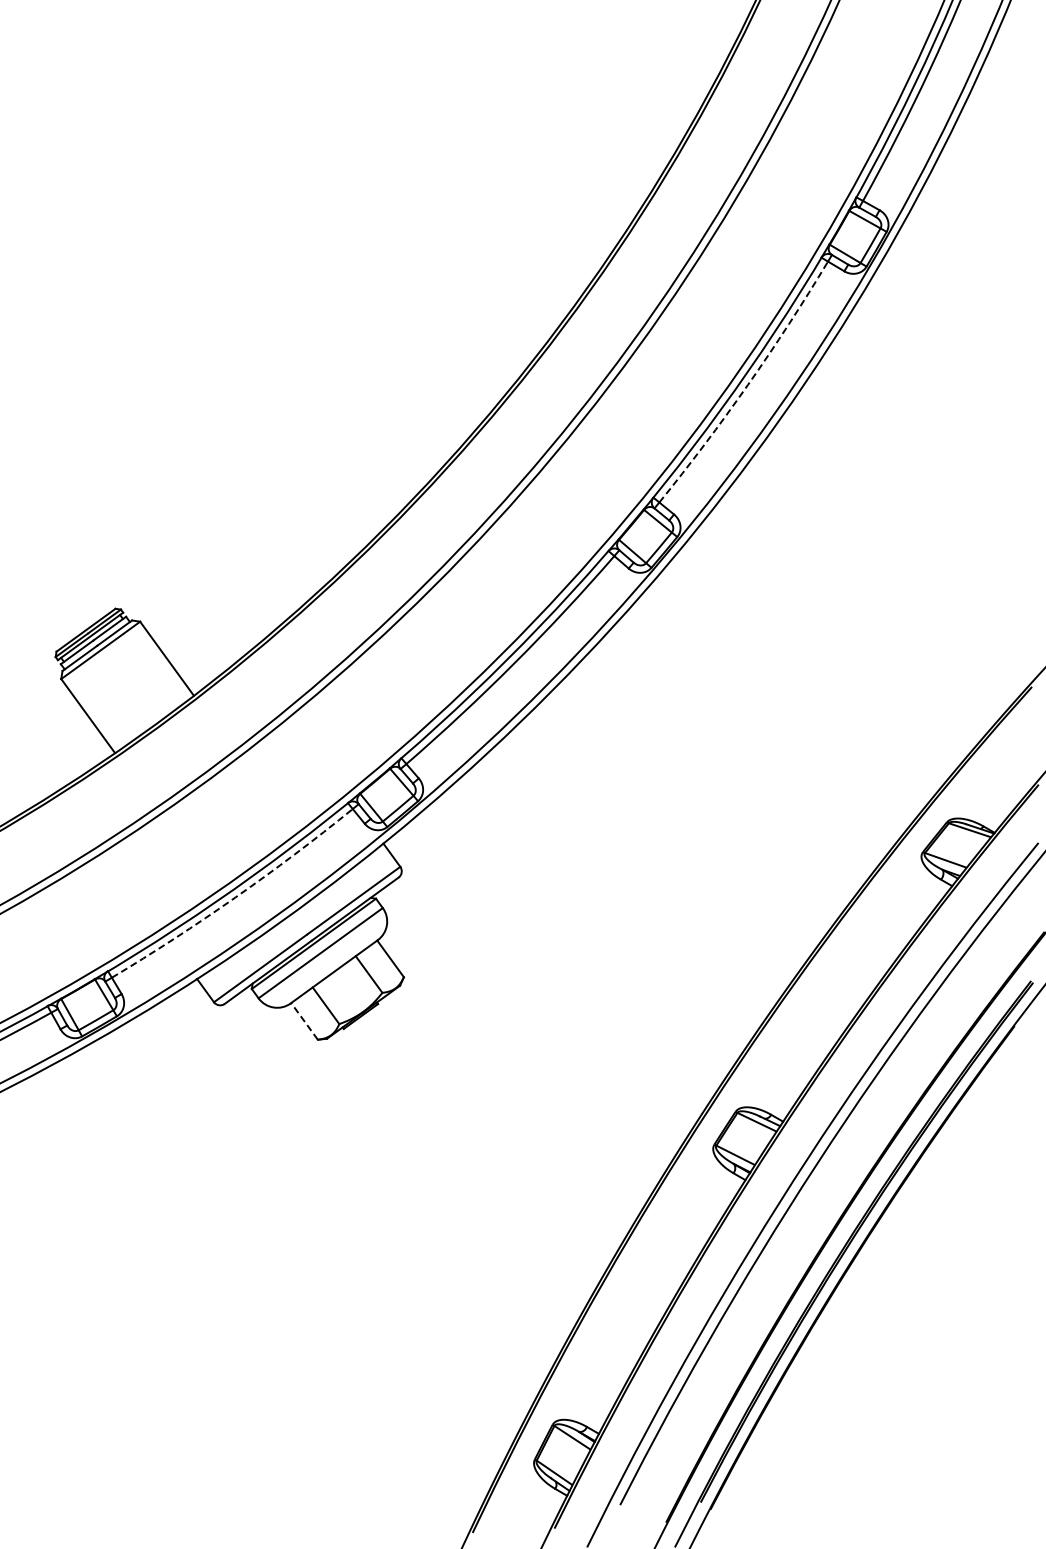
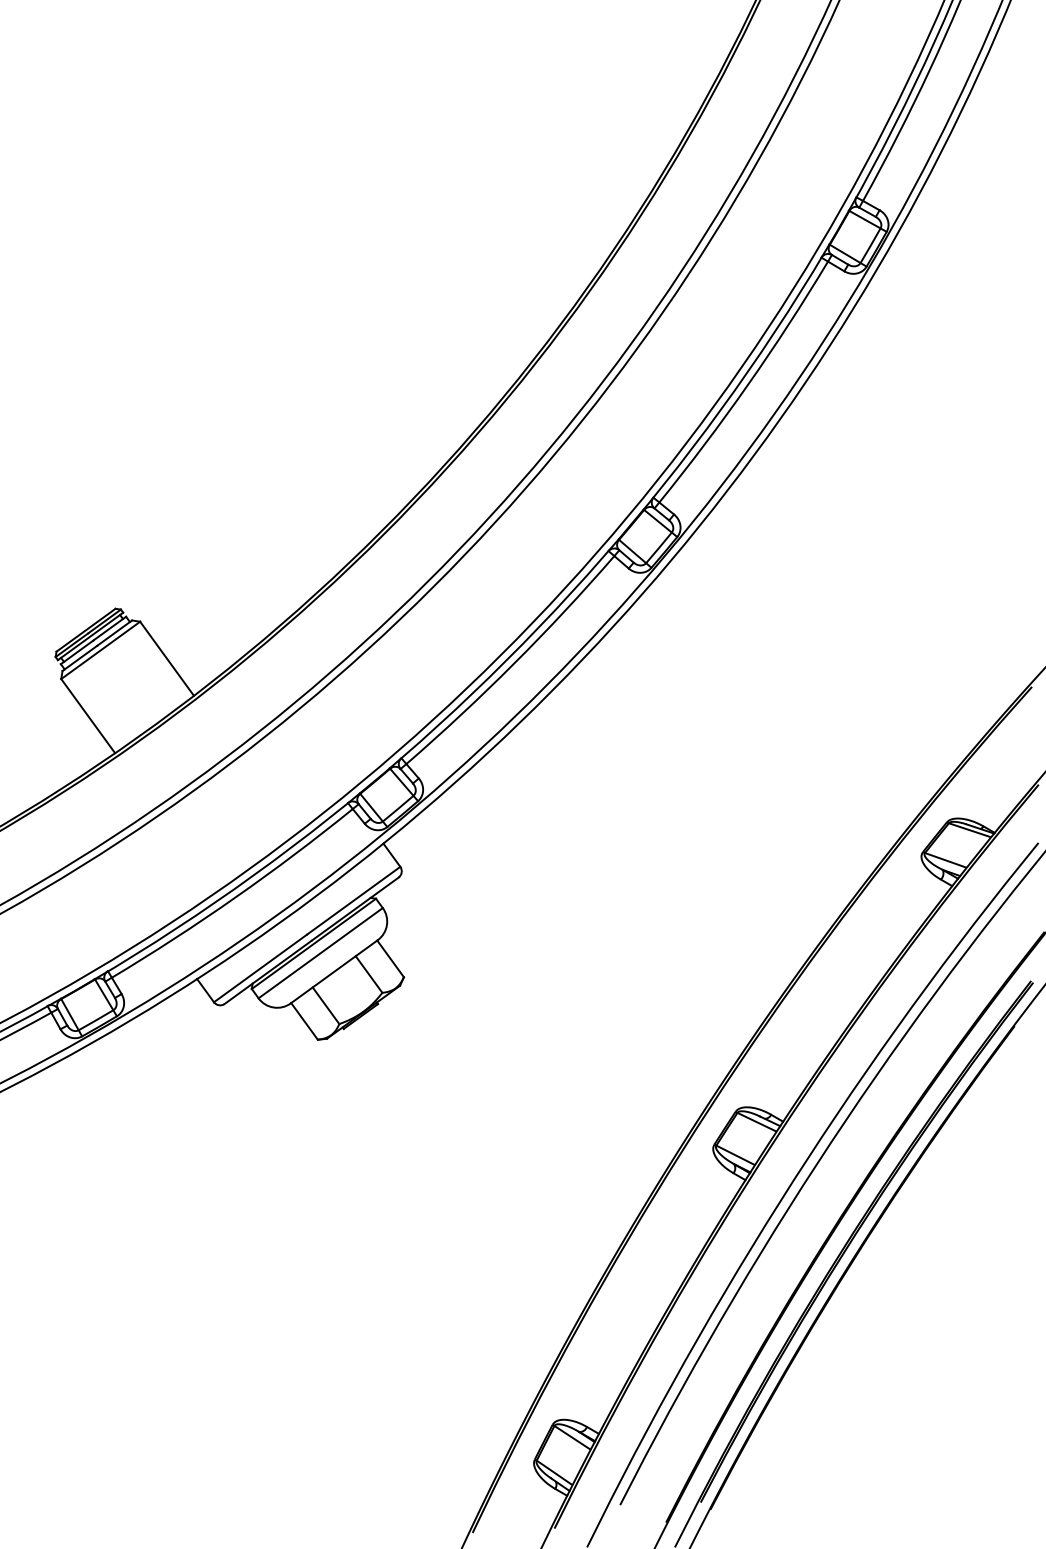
arc: dashed -> solid (747, 385)
arc: dashed -> solid (235, 897)
line: dashed -> solid (304, 1021)
